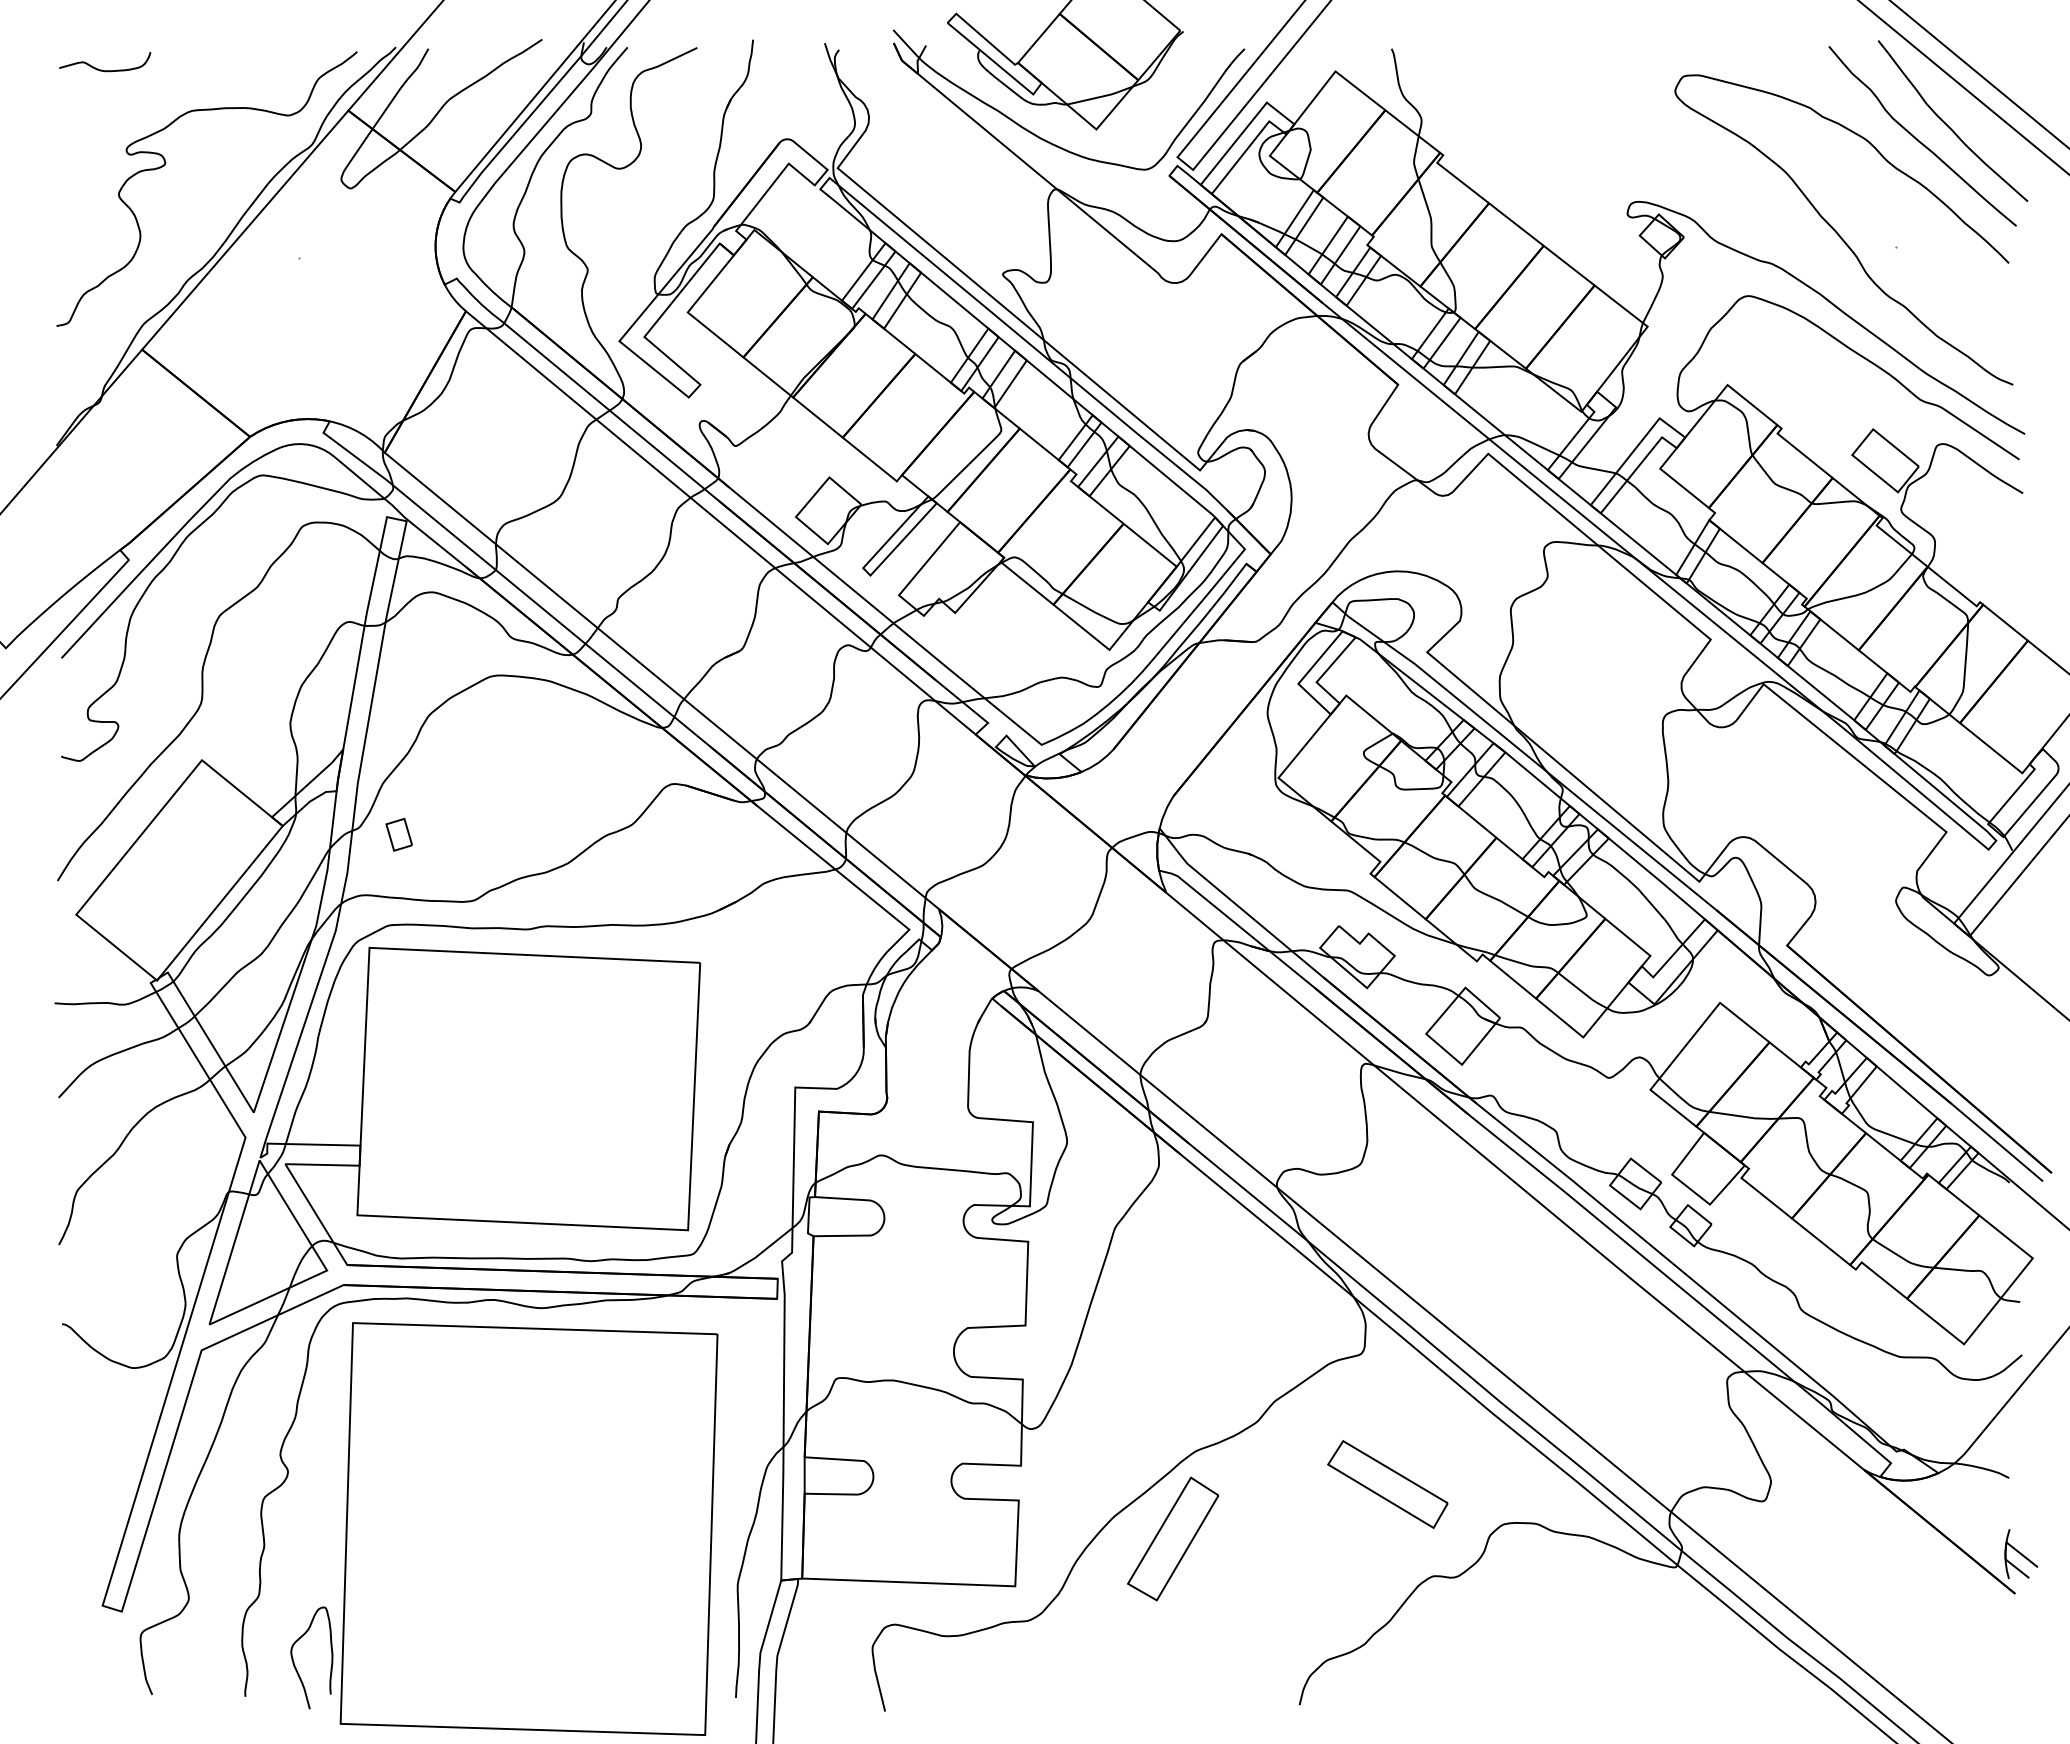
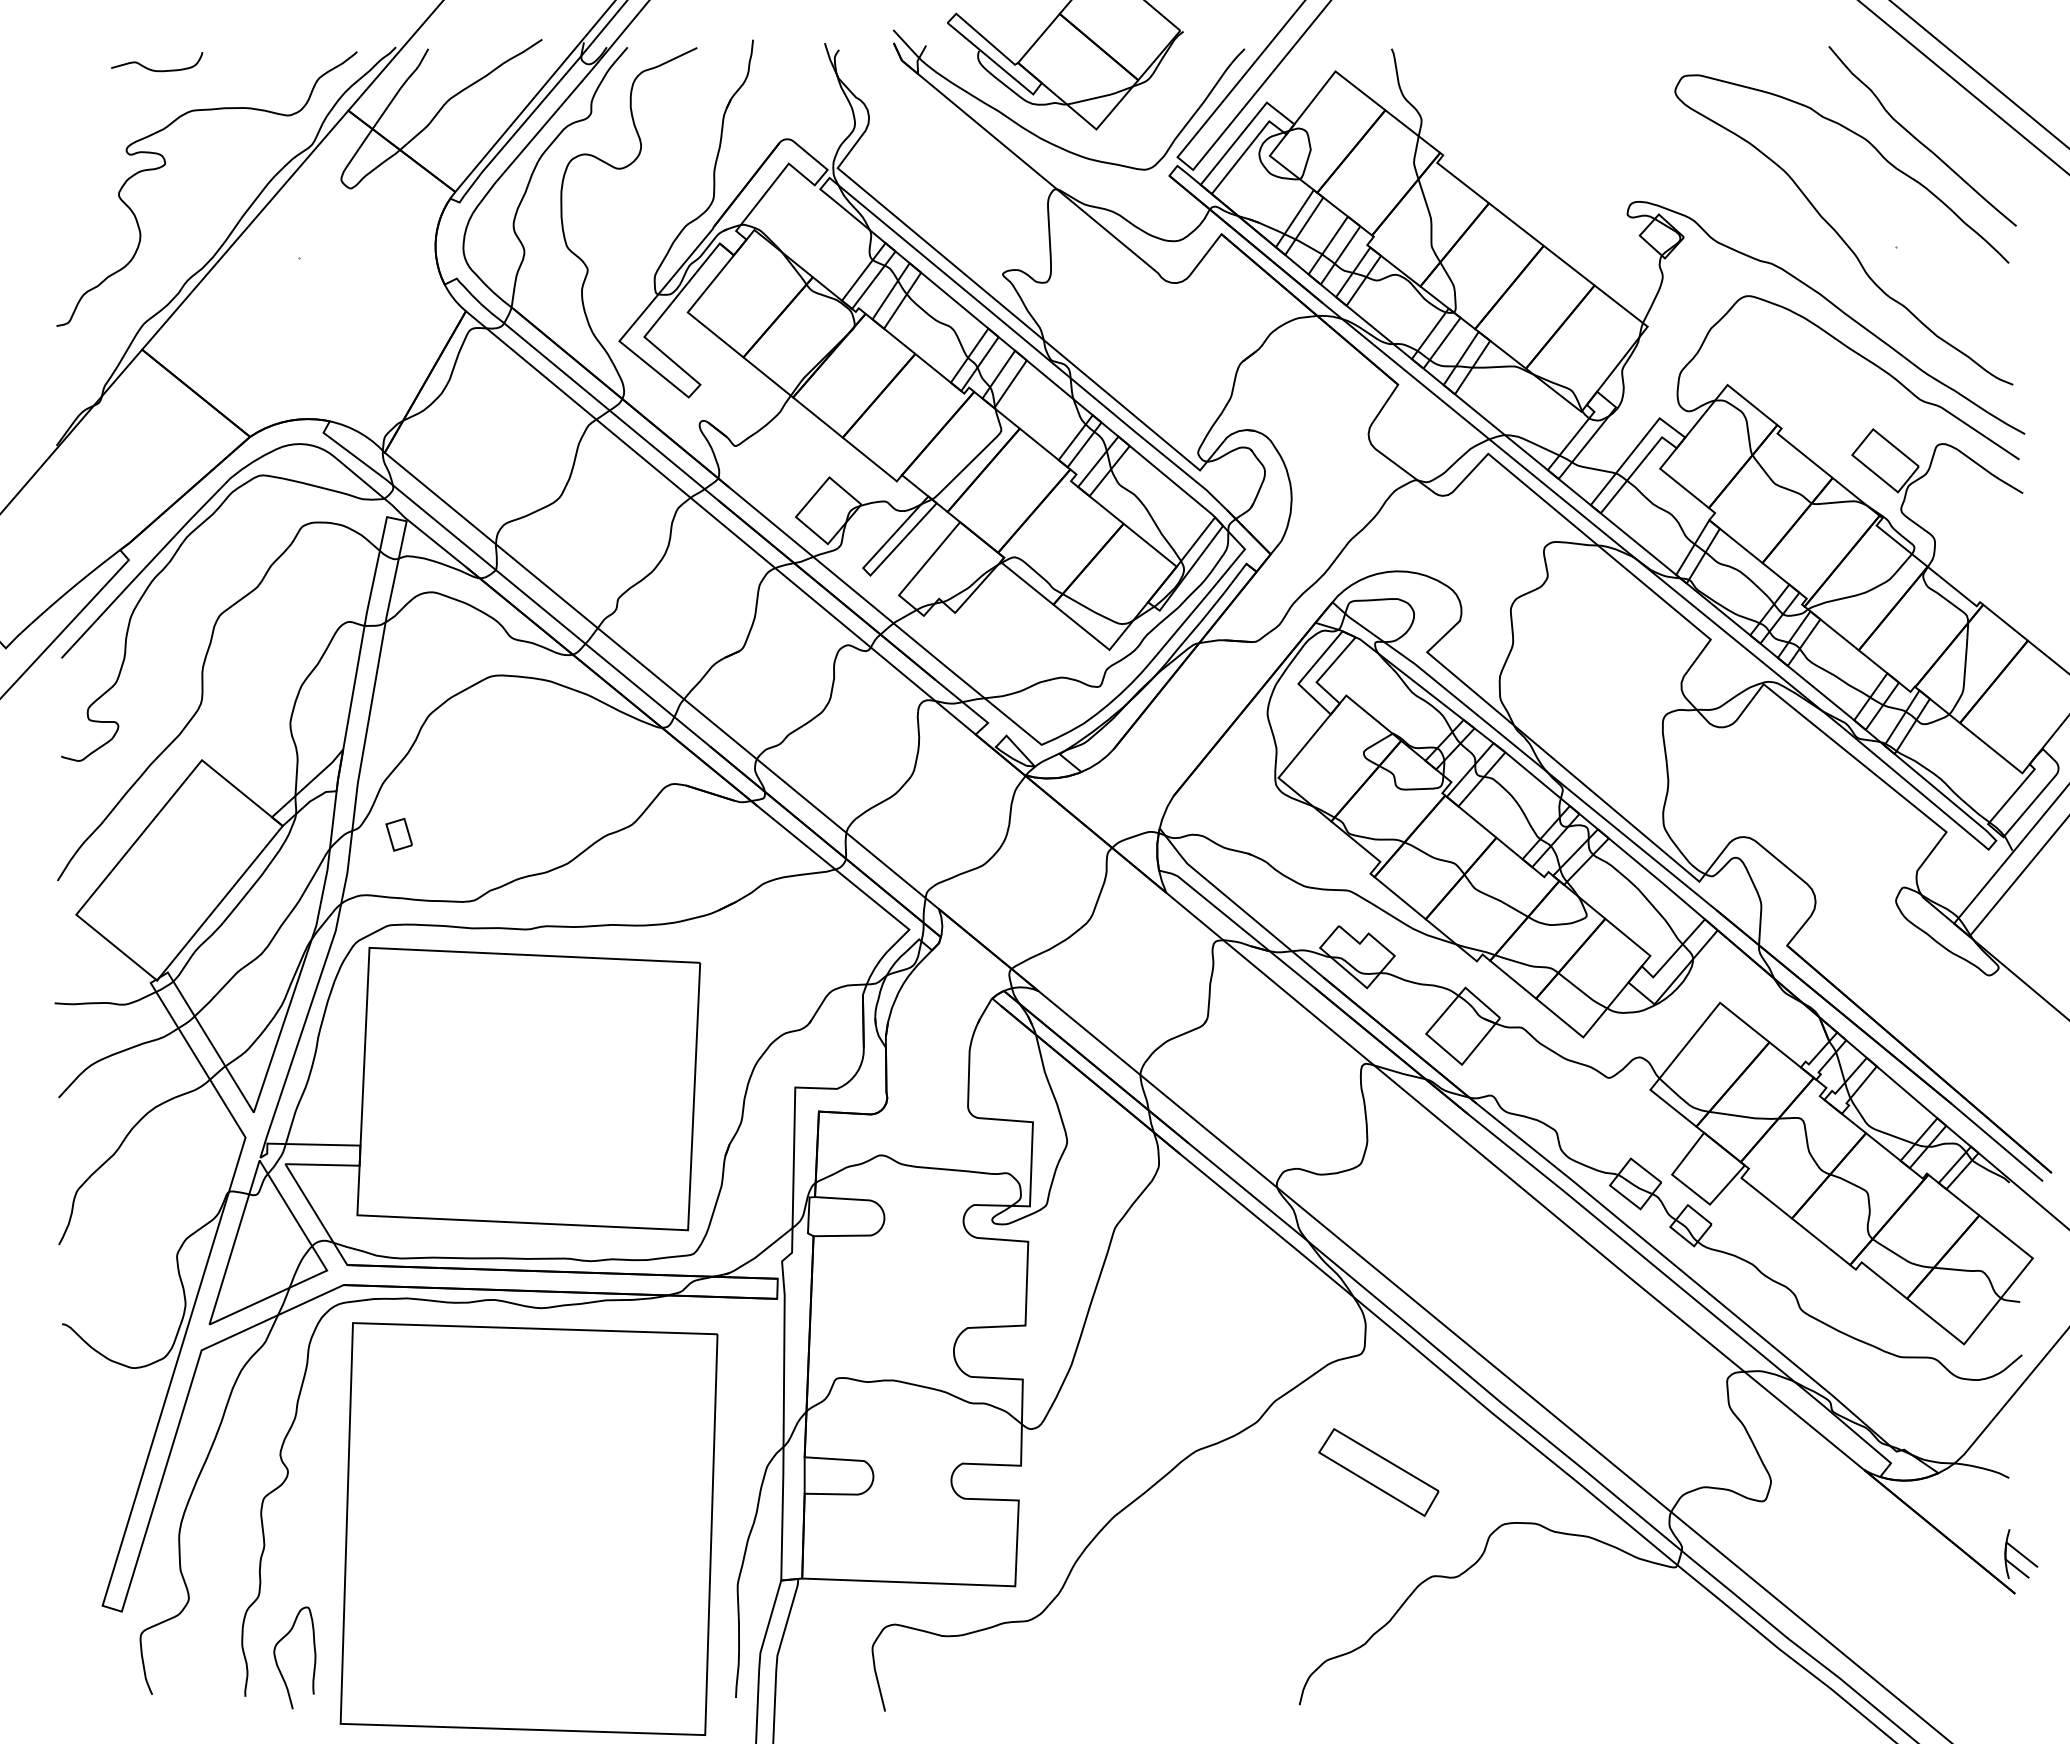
curve position: (102, 69) -> (154, 69) (154, 69)
curve: present -> none (1947, 124)
part position: (1387, 1484) -> (1378, 1472) (1378, 1472)
part: present -> none (1173, 1538)
curve position: (294, 1662) -> (277, 1662) (277, 1662)
